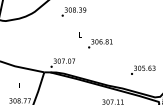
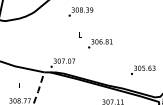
text position: (73, 11) -> (80, 11) (80, 11)
line: solid -> dashed (39, 88)
